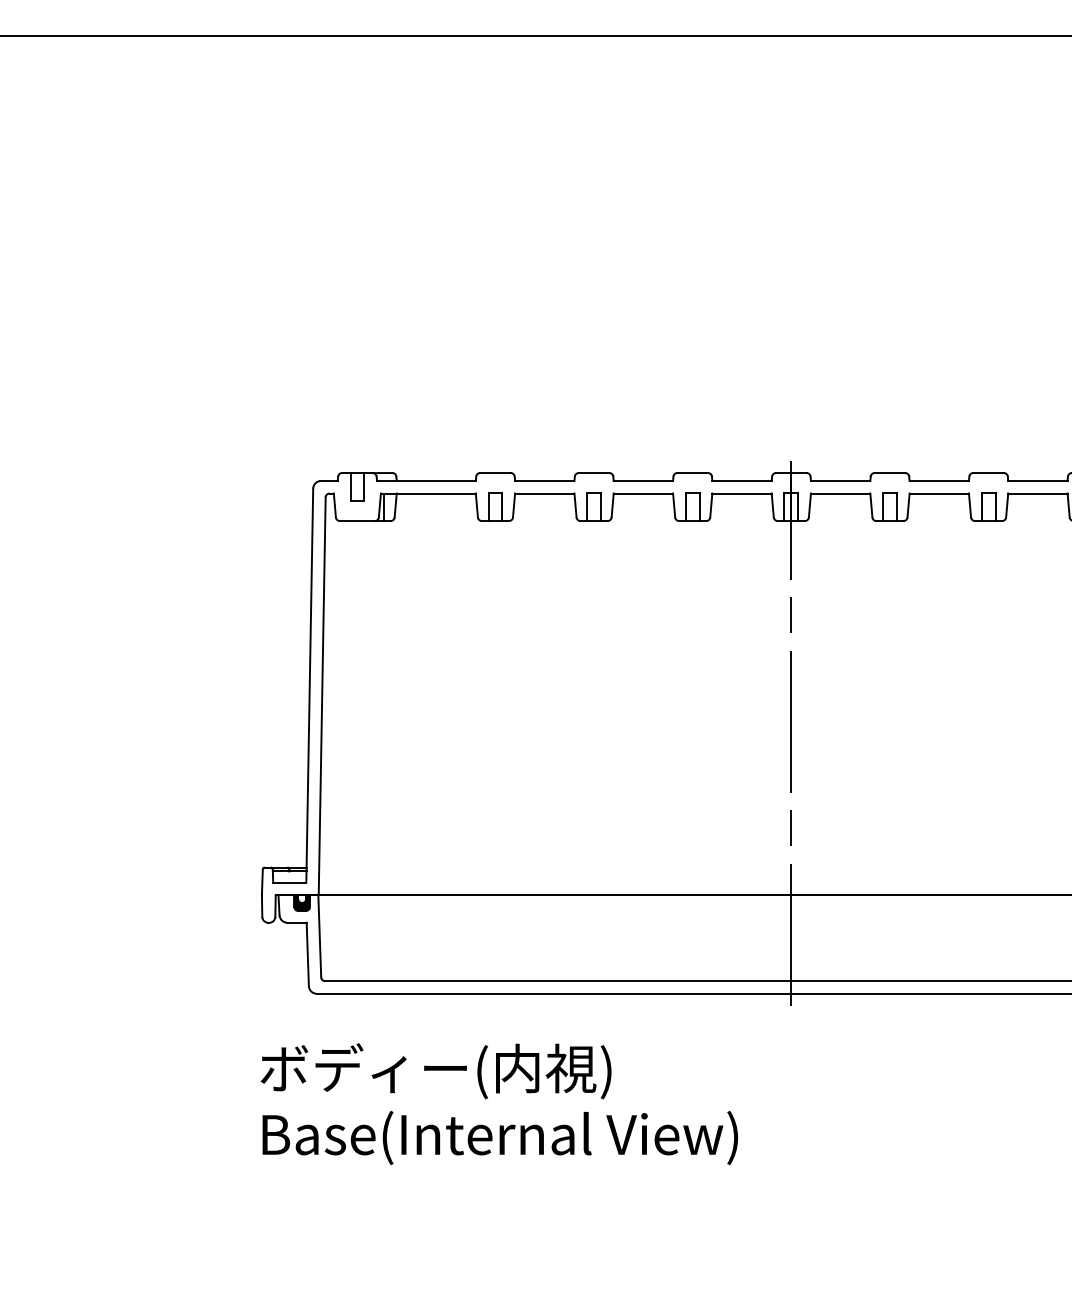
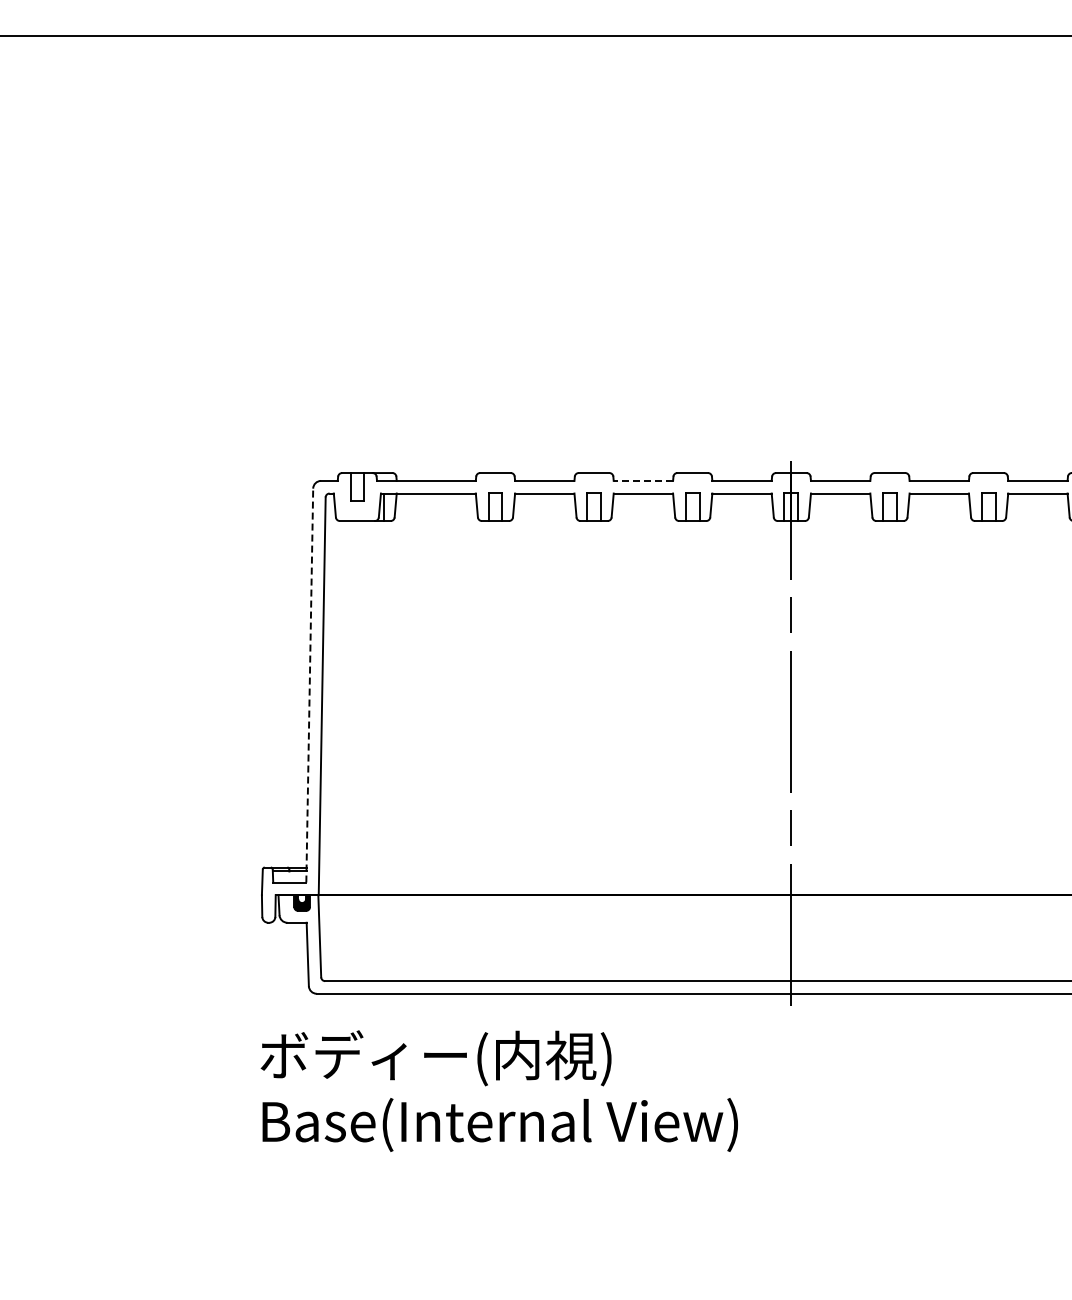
line: solid -> dashed (643, 480)
line: solid -> dashed (309, 685)
text position: (498, 1103) -> (498, 1090) (498, 1090)
